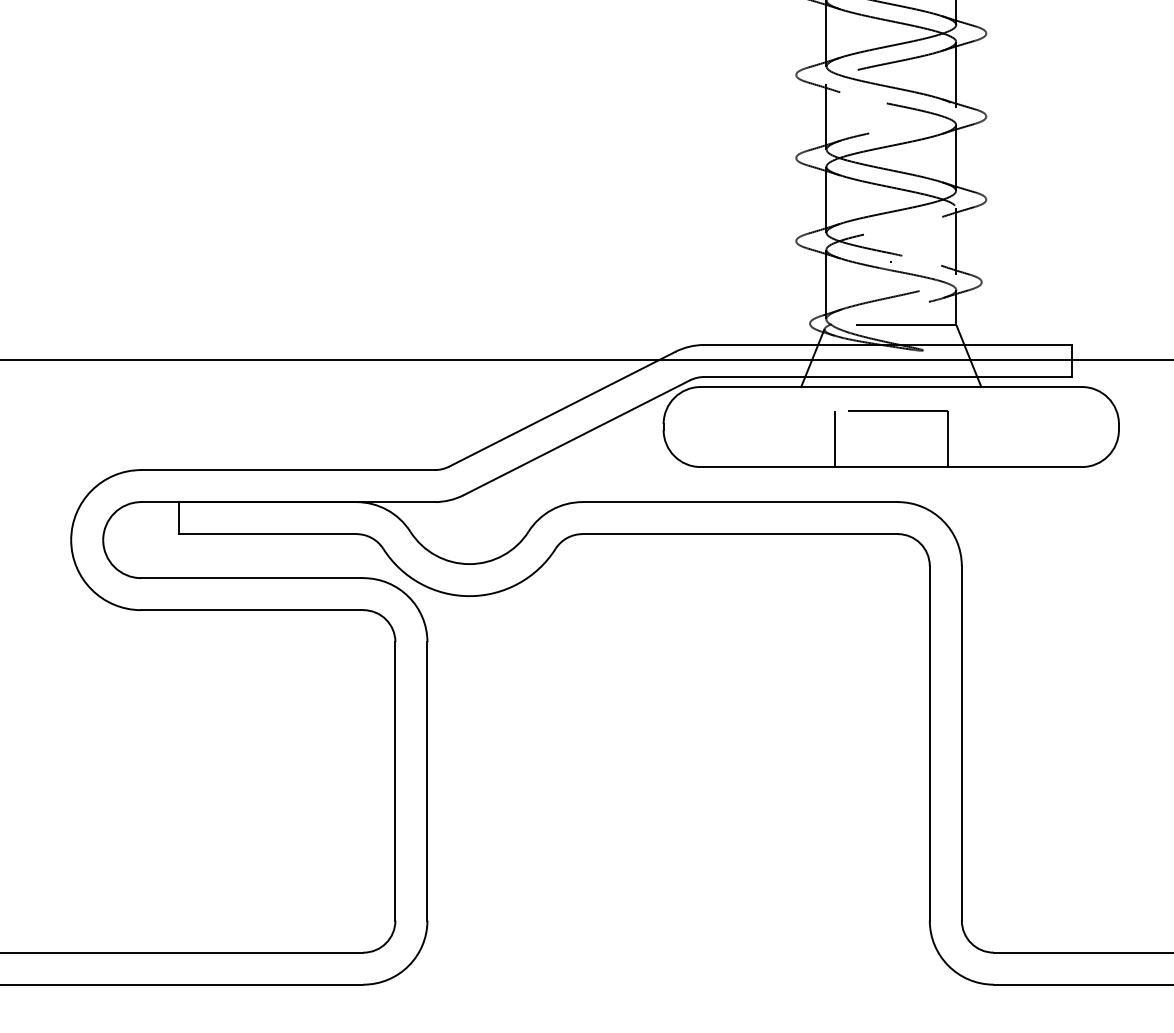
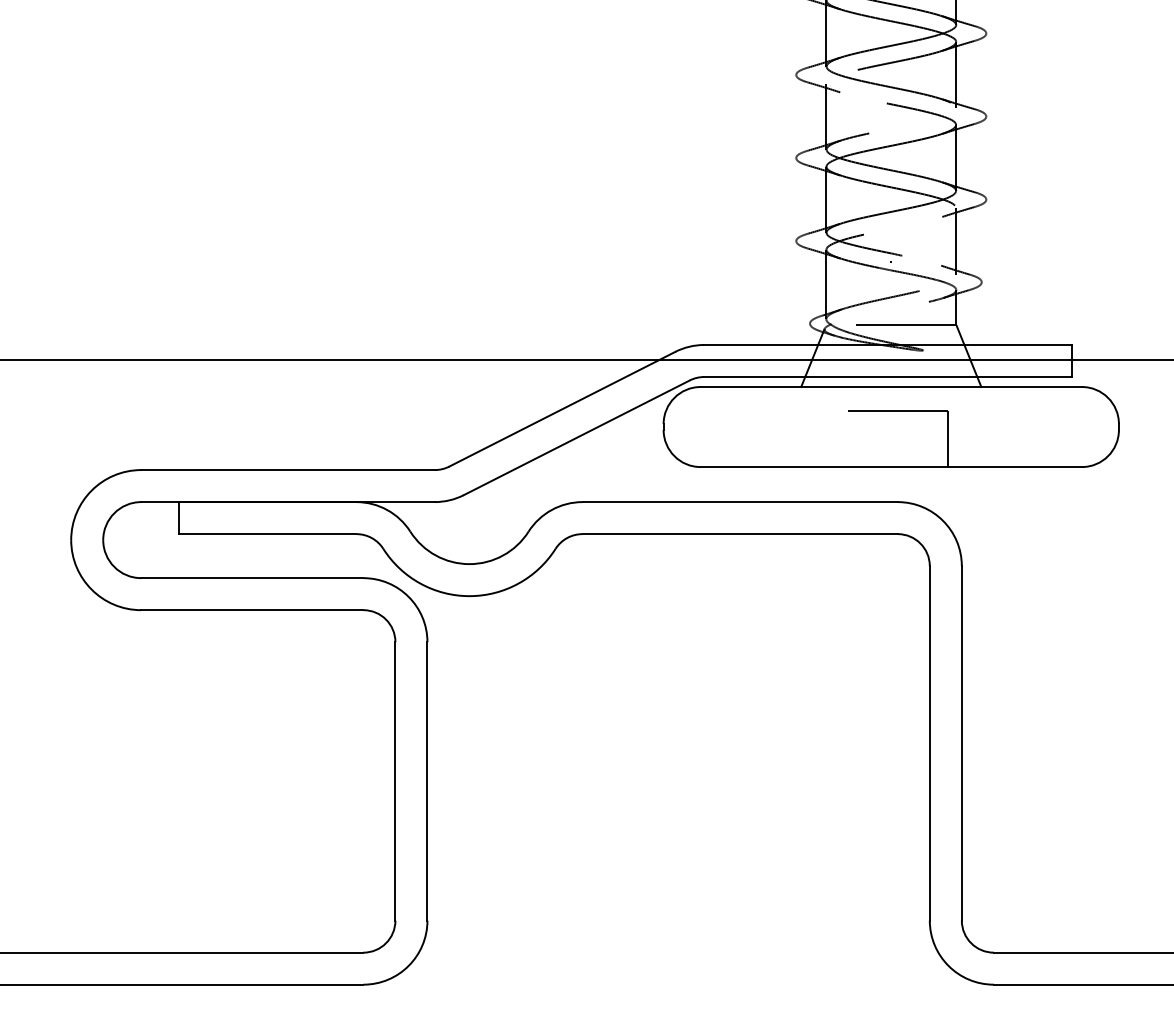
line: present -> none (834, 439)
